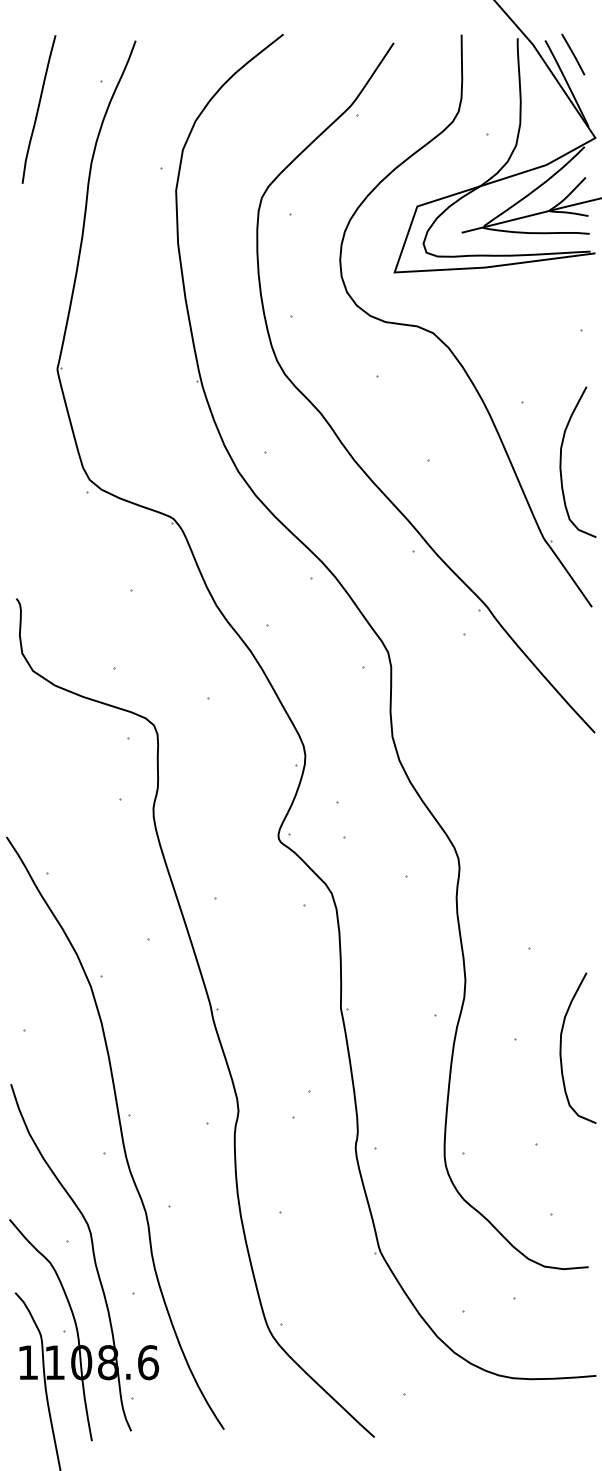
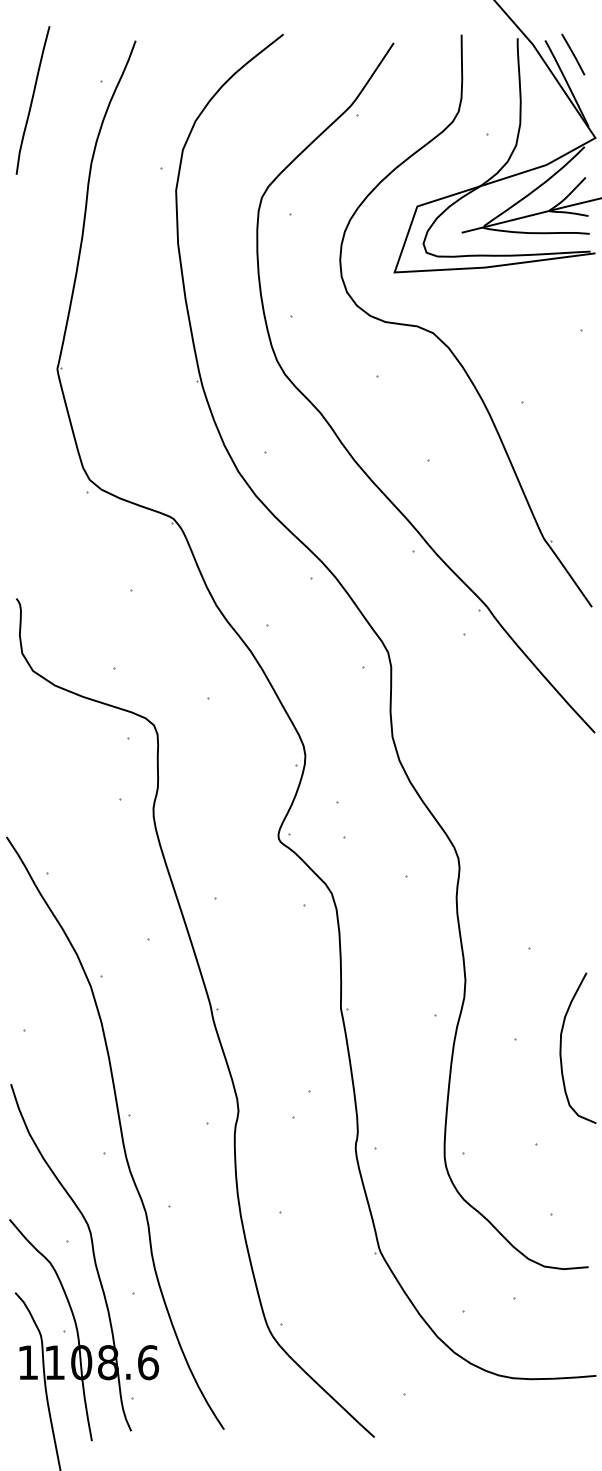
curve position: (38, 109) -> (32, 100) (32, 100)
curve: present -> none (561, 461)
